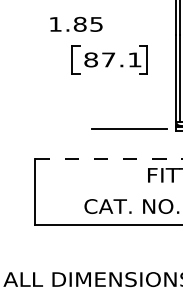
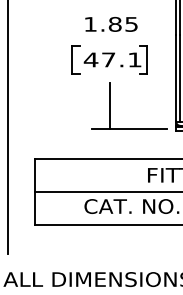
text position: (76, 24) -> (111, 24) (111, 24)
text: 87.1 -> 47.1 (90, 59)
line: none -> present (109, 105)
line: none -> present (8, 128)
line: dashed -> solid (109, 158)
line: none -> present (107, 192)
